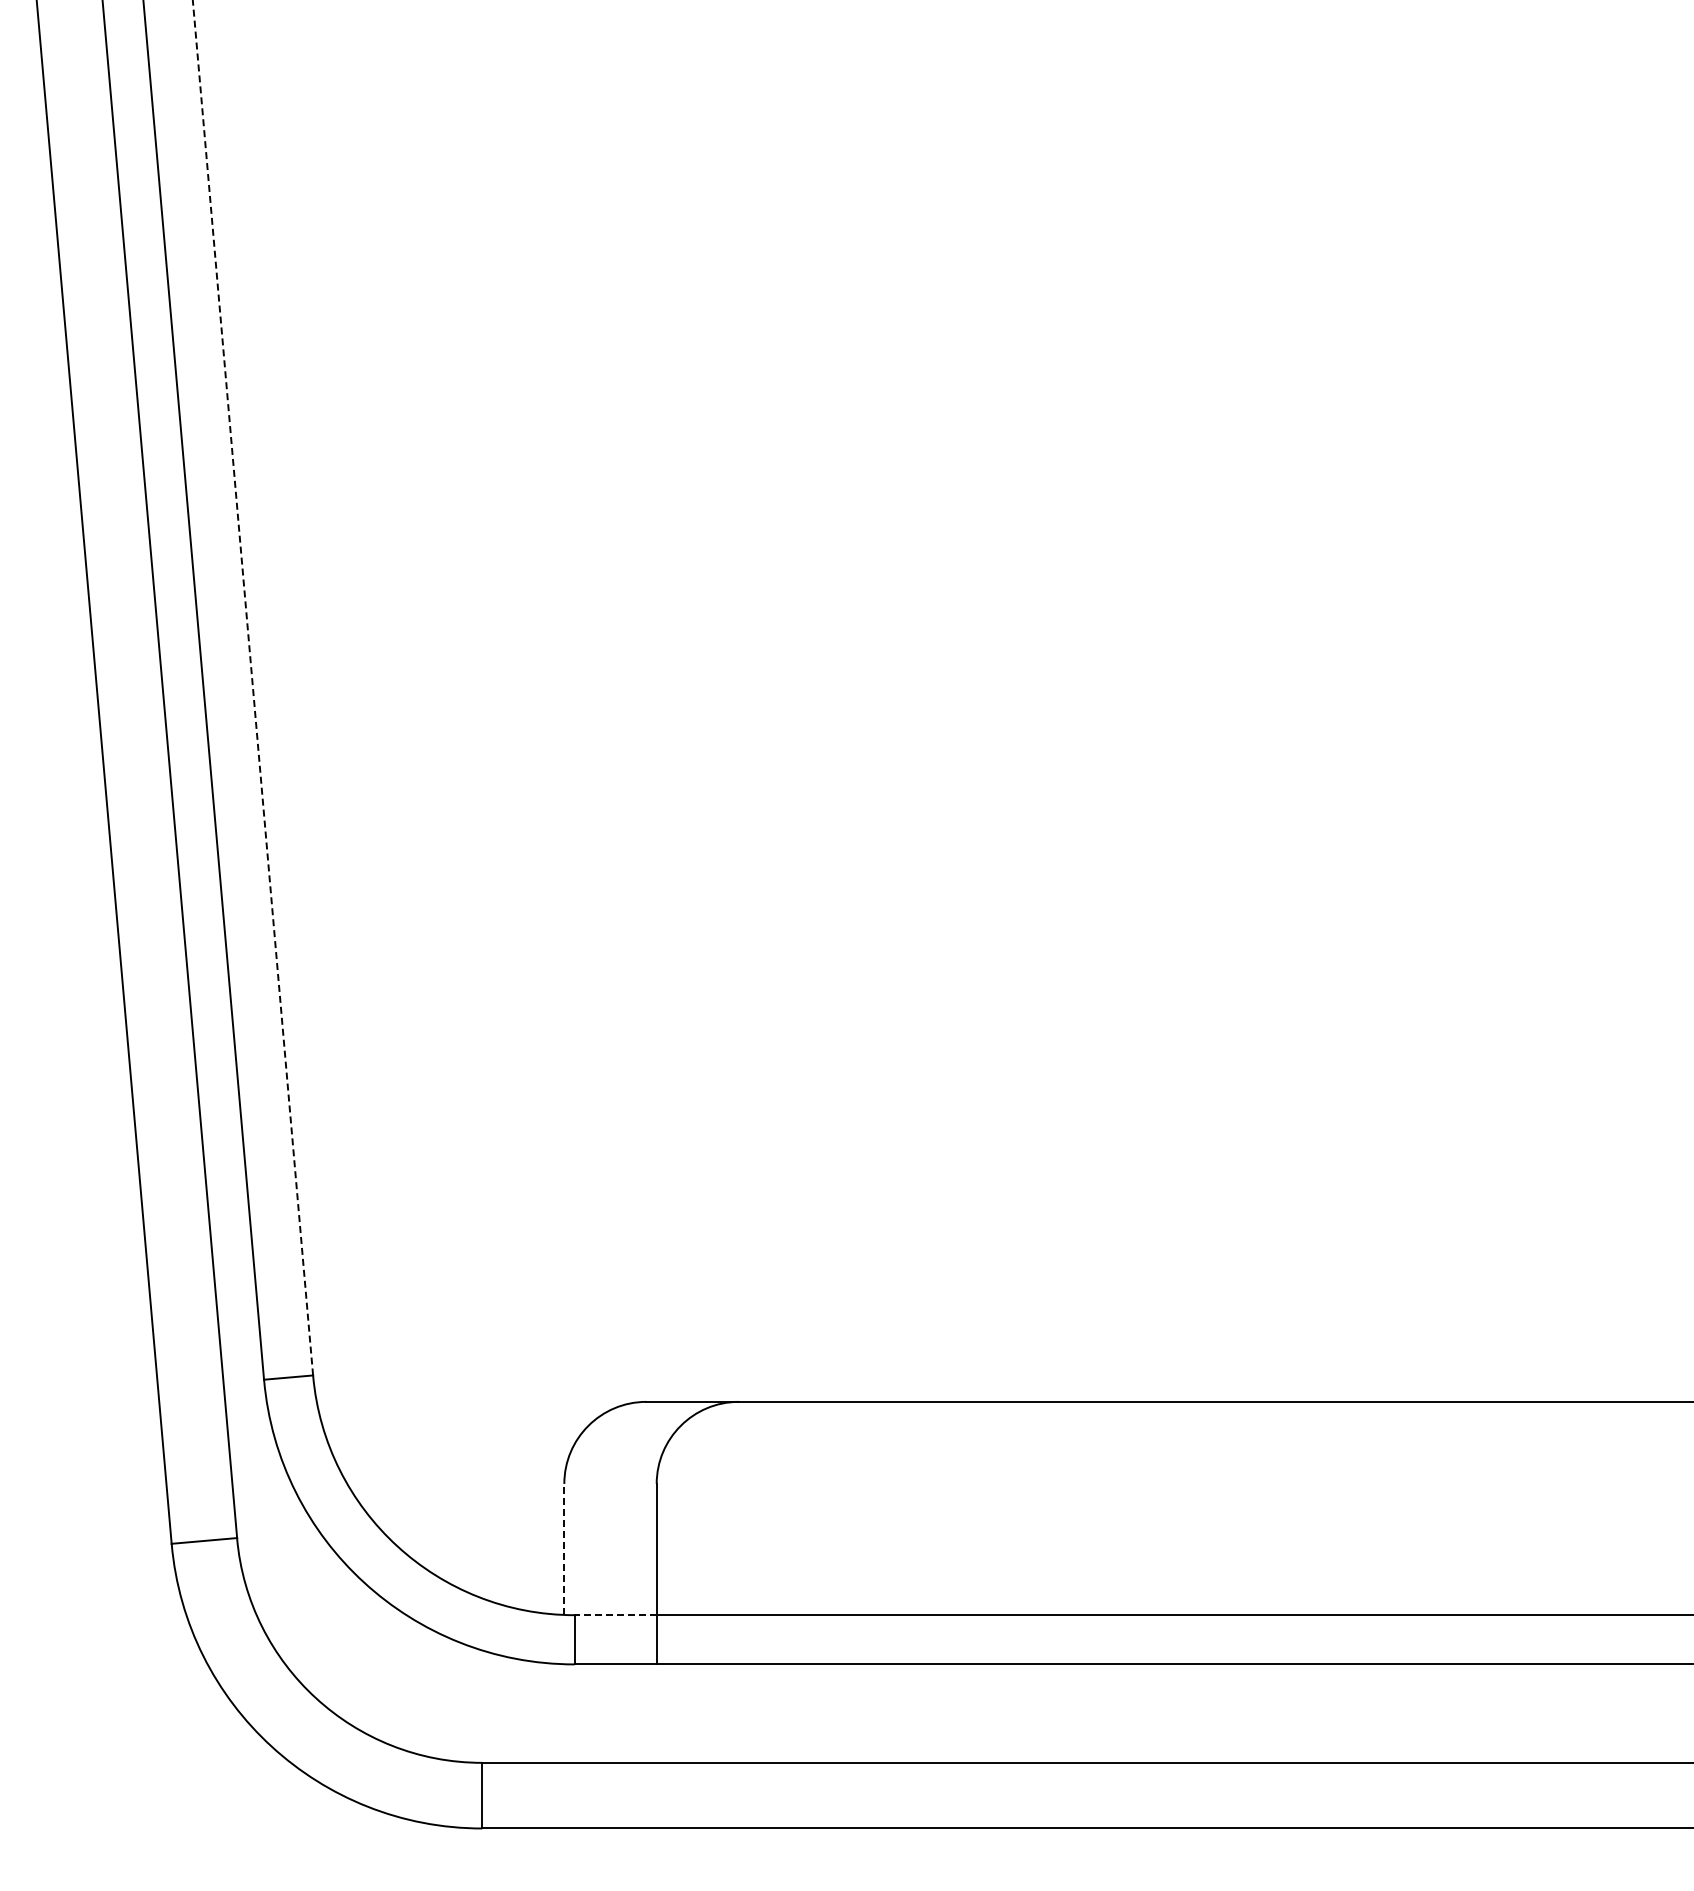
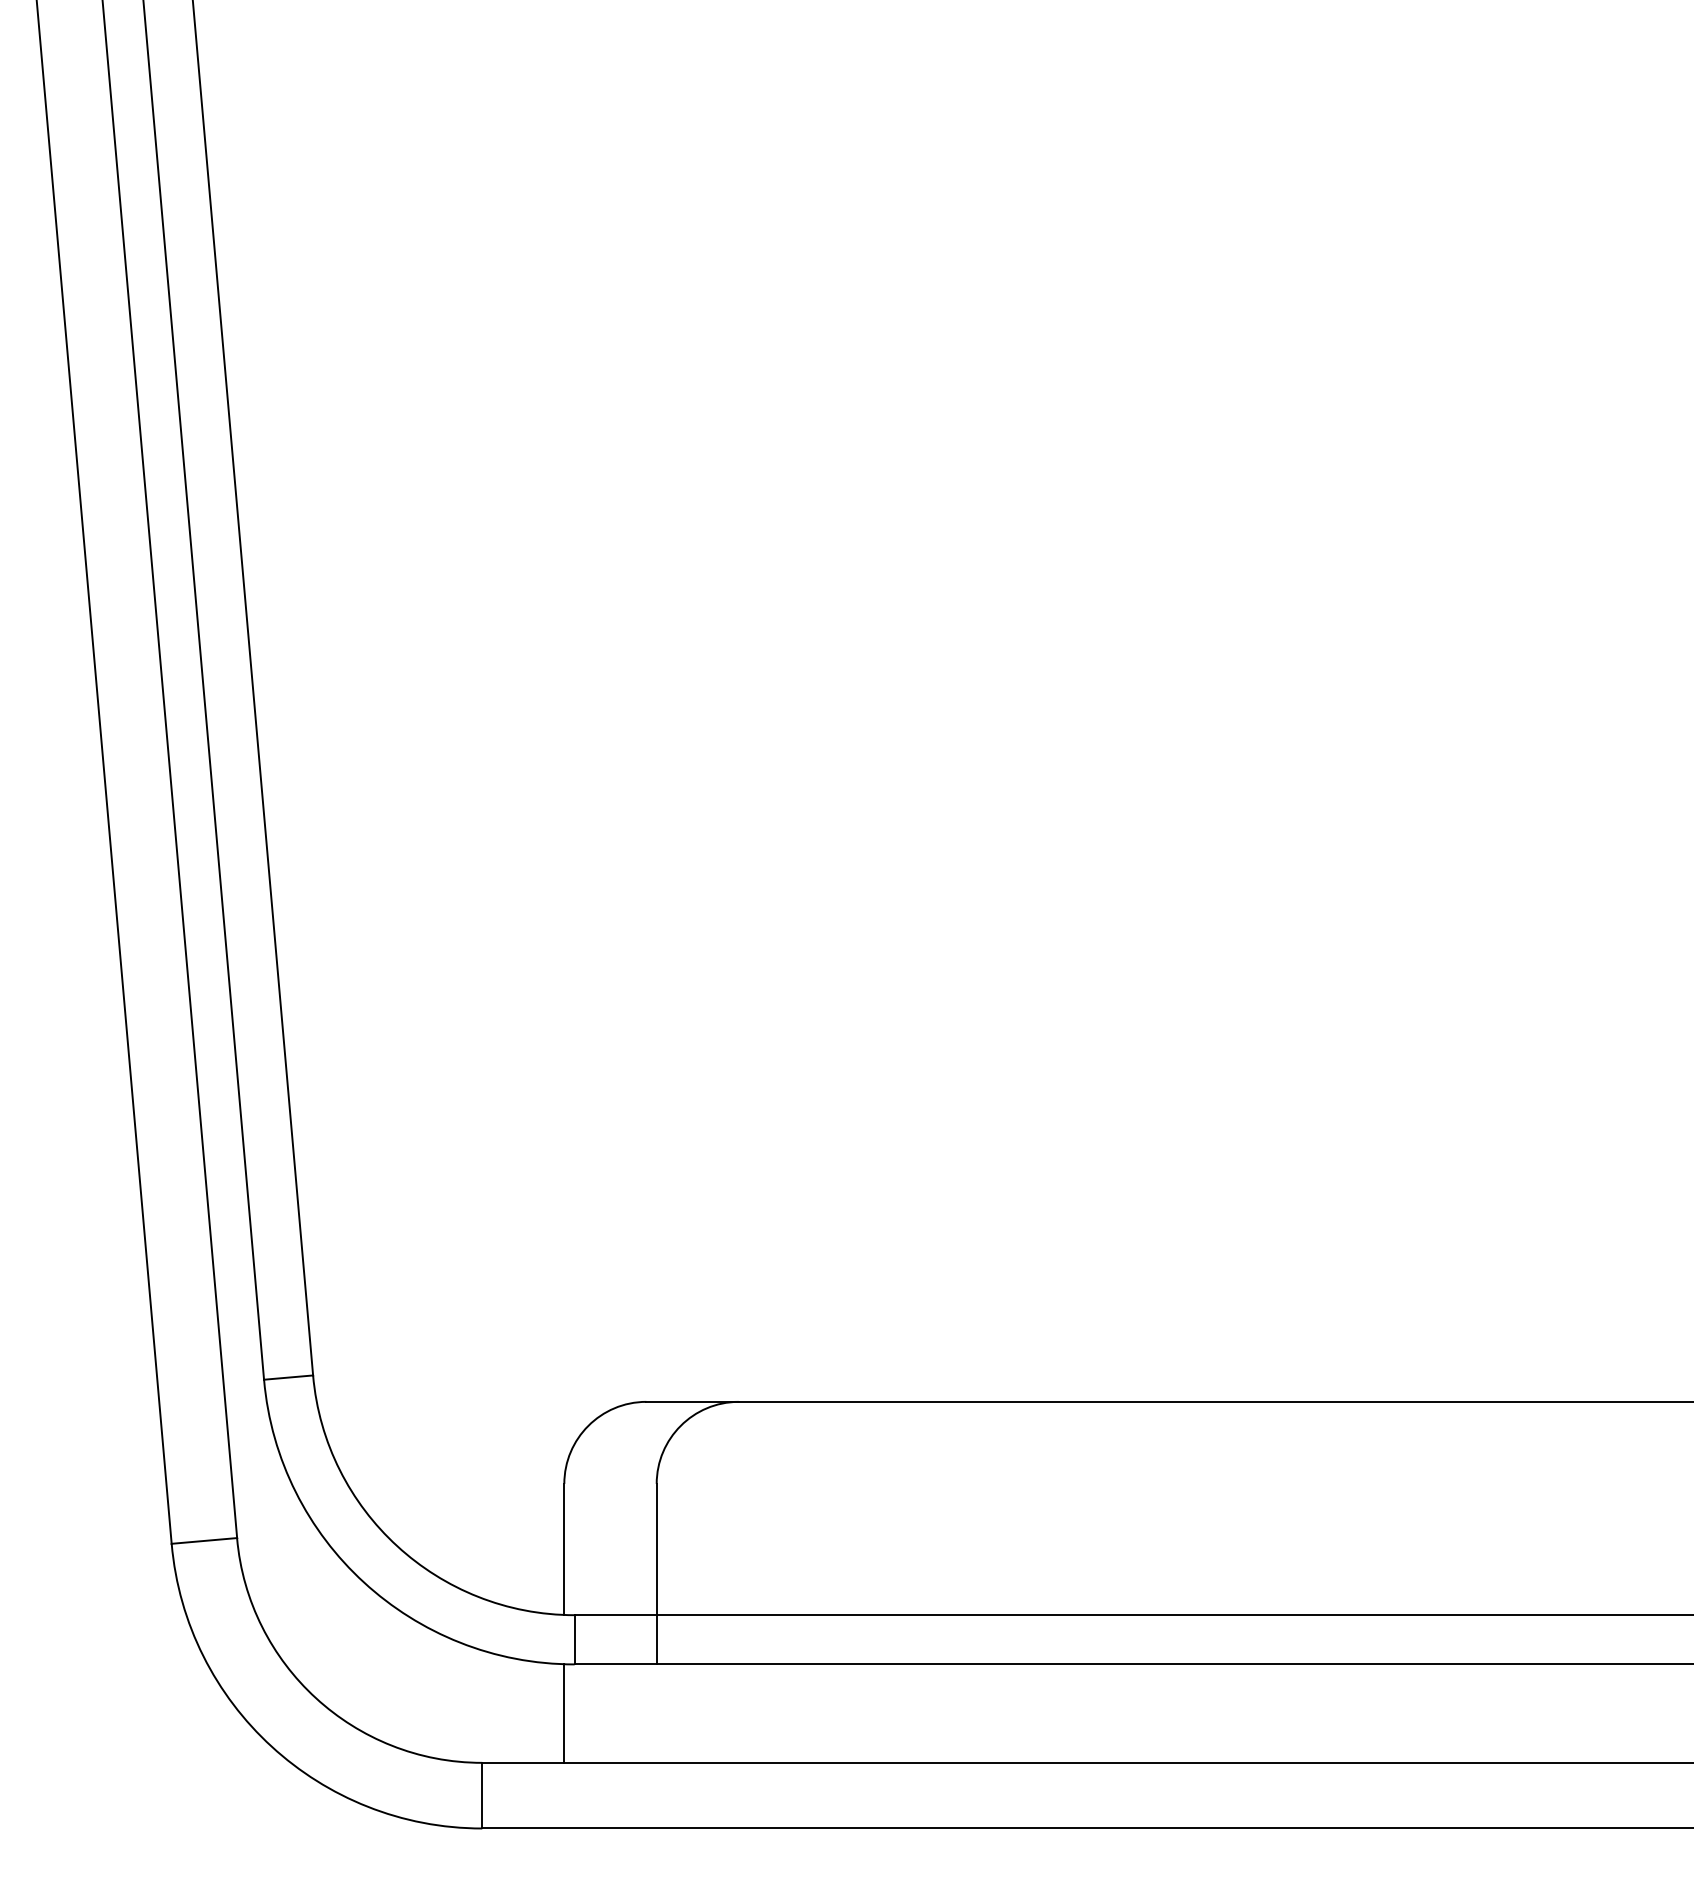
line: dashed -> solid (252, 687)
line: dashed -> solid (564, 1548)
line: dashed -> solid (615, 1615)
line: none -> present (564, 1713)
